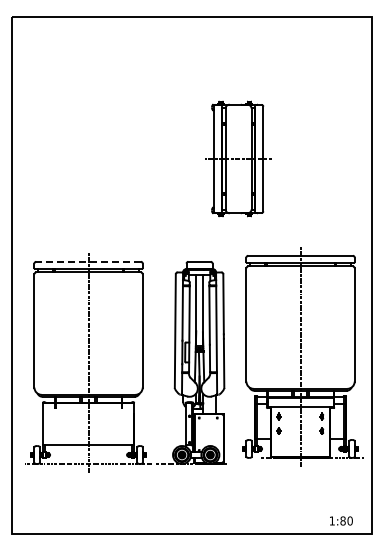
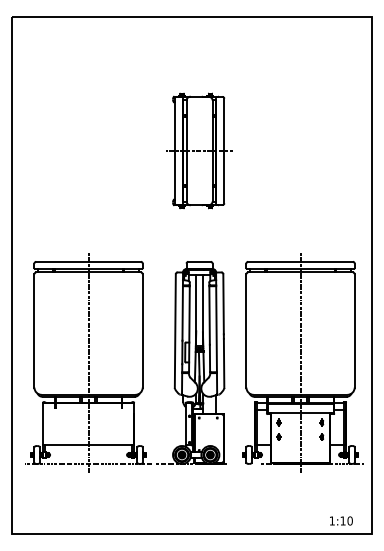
part position: (238, 158) -> (199, 150) (199, 150)
line: dashed -> solid (88, 261)
part position: (302, 356) -> (302, 362) (302, 362)
text: 1:80 -> 1:10 (342, 520)
